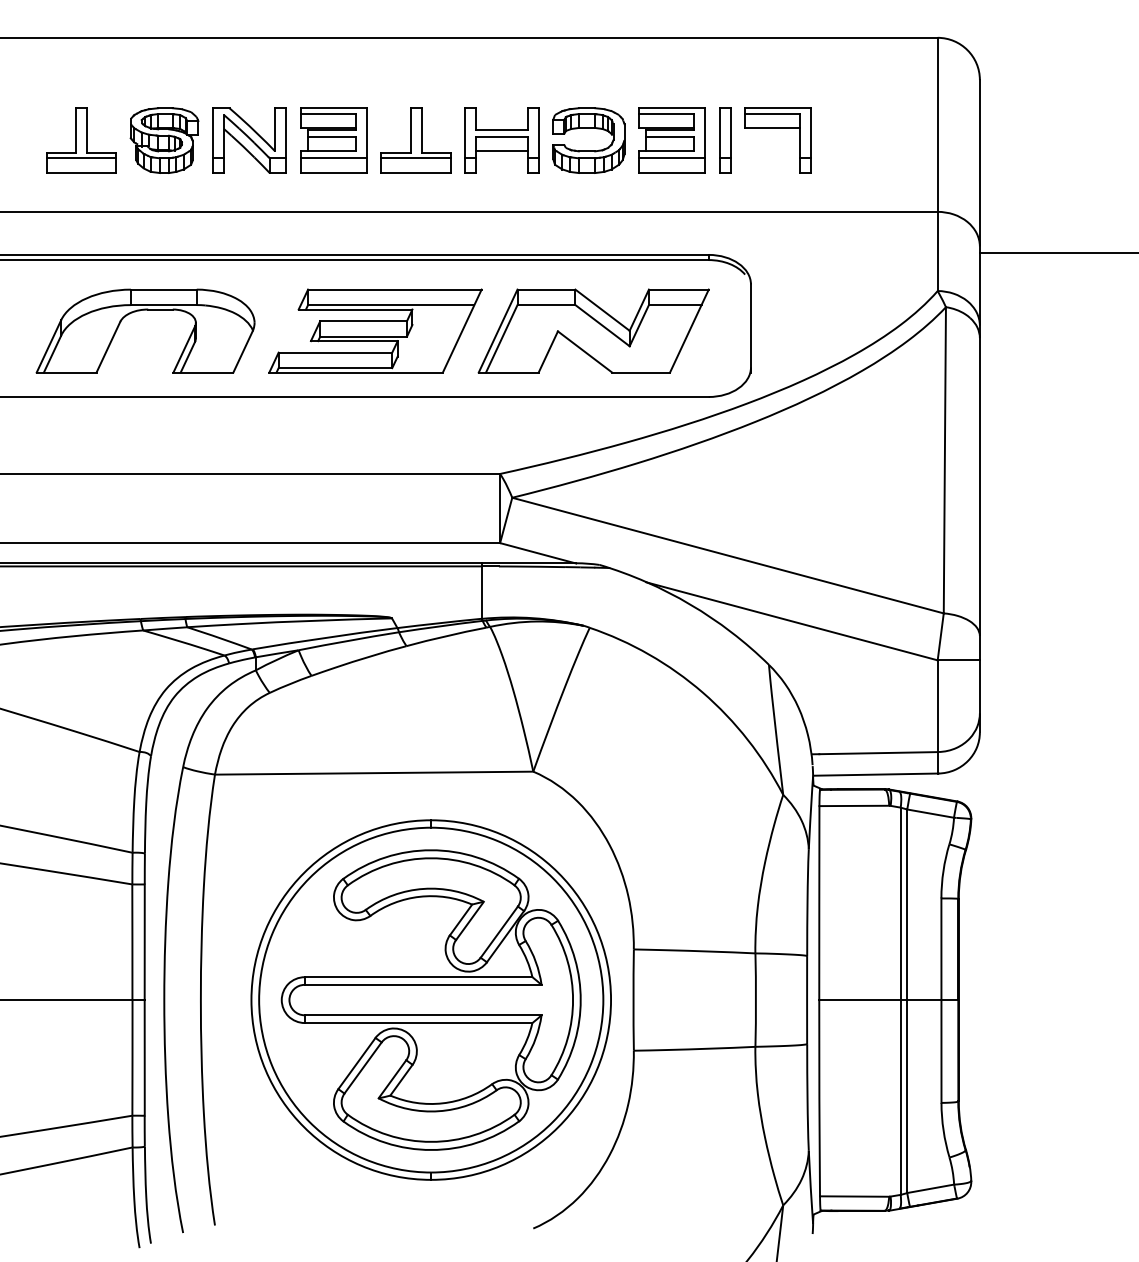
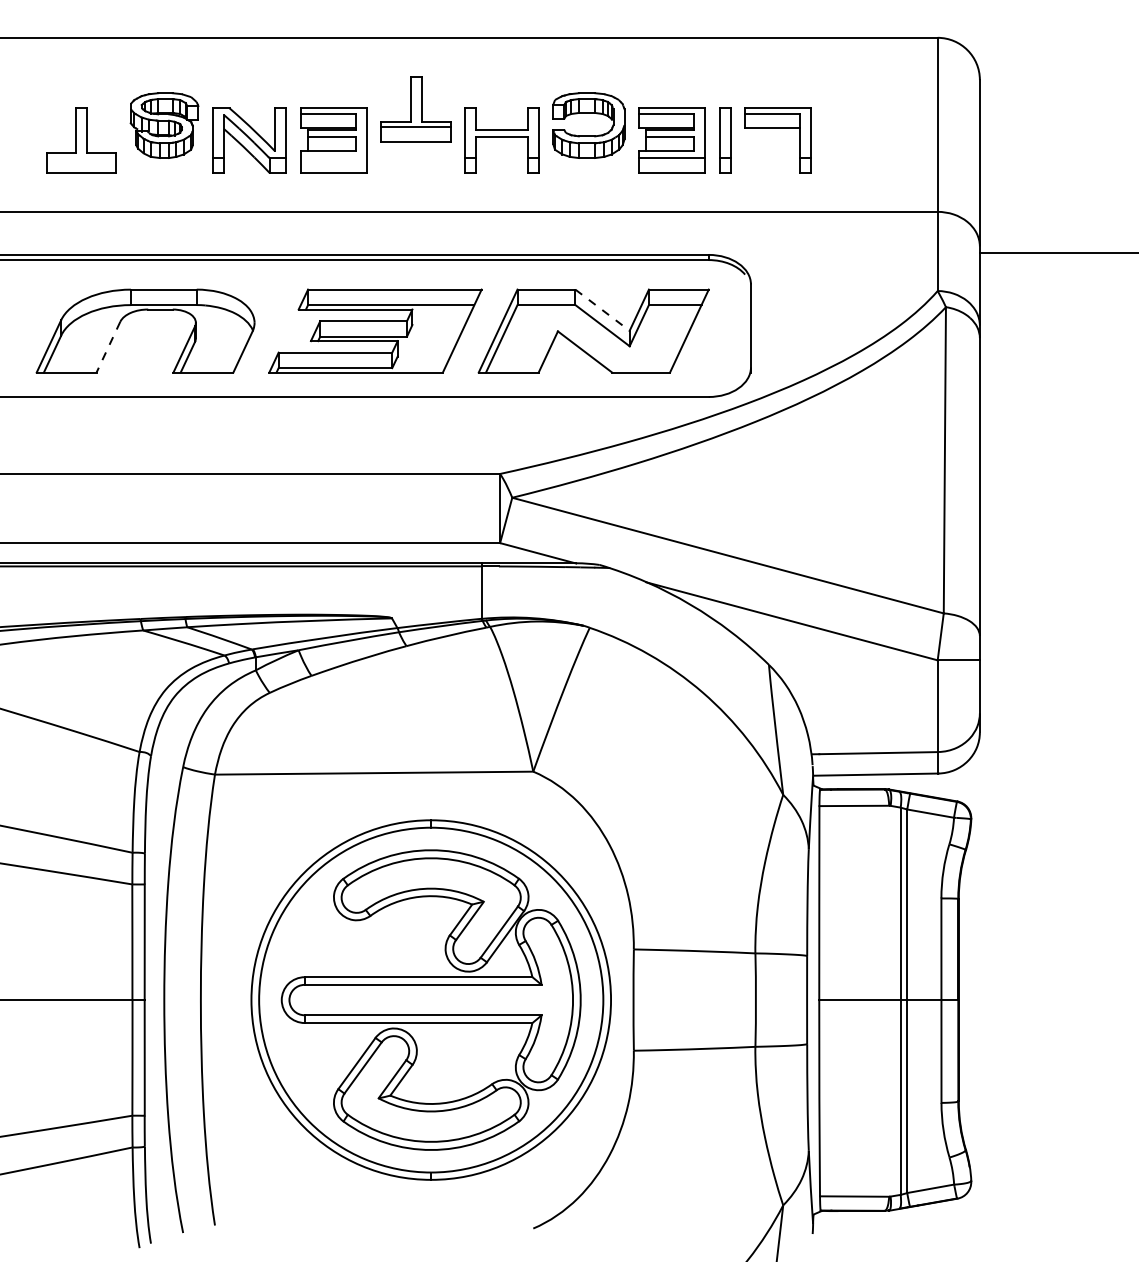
part position: (164, 140) -> (164, 125) (164, 125)
part position: (415, 140) -> (415, 109) (415, 109)
part position: (588, 150) -> (588, 135) (588, 135)
line: present -> none (501, 151)
line: present -> none (81, 158)
line: present -> none (333, 158)
line: solid -> dashed (602, 310)
line: solid -> dashed (108, 347)
